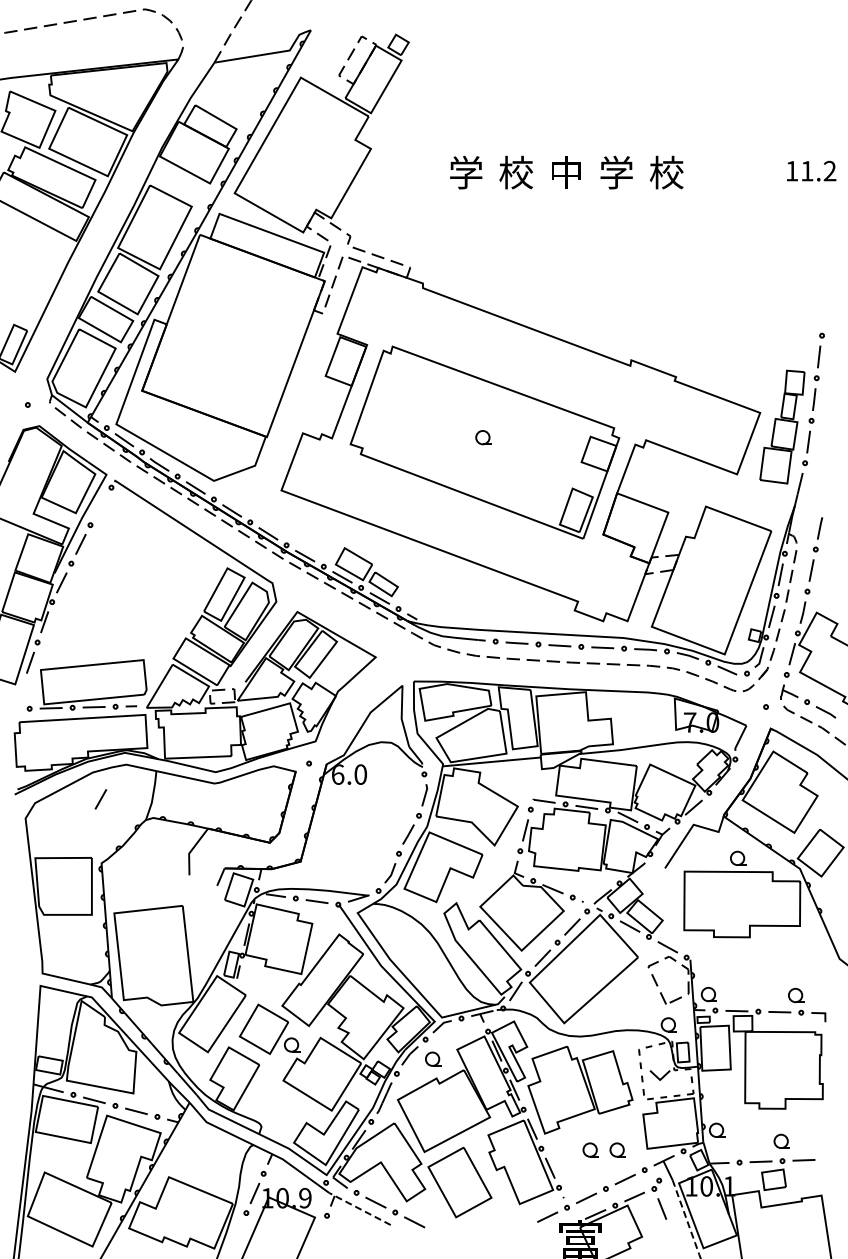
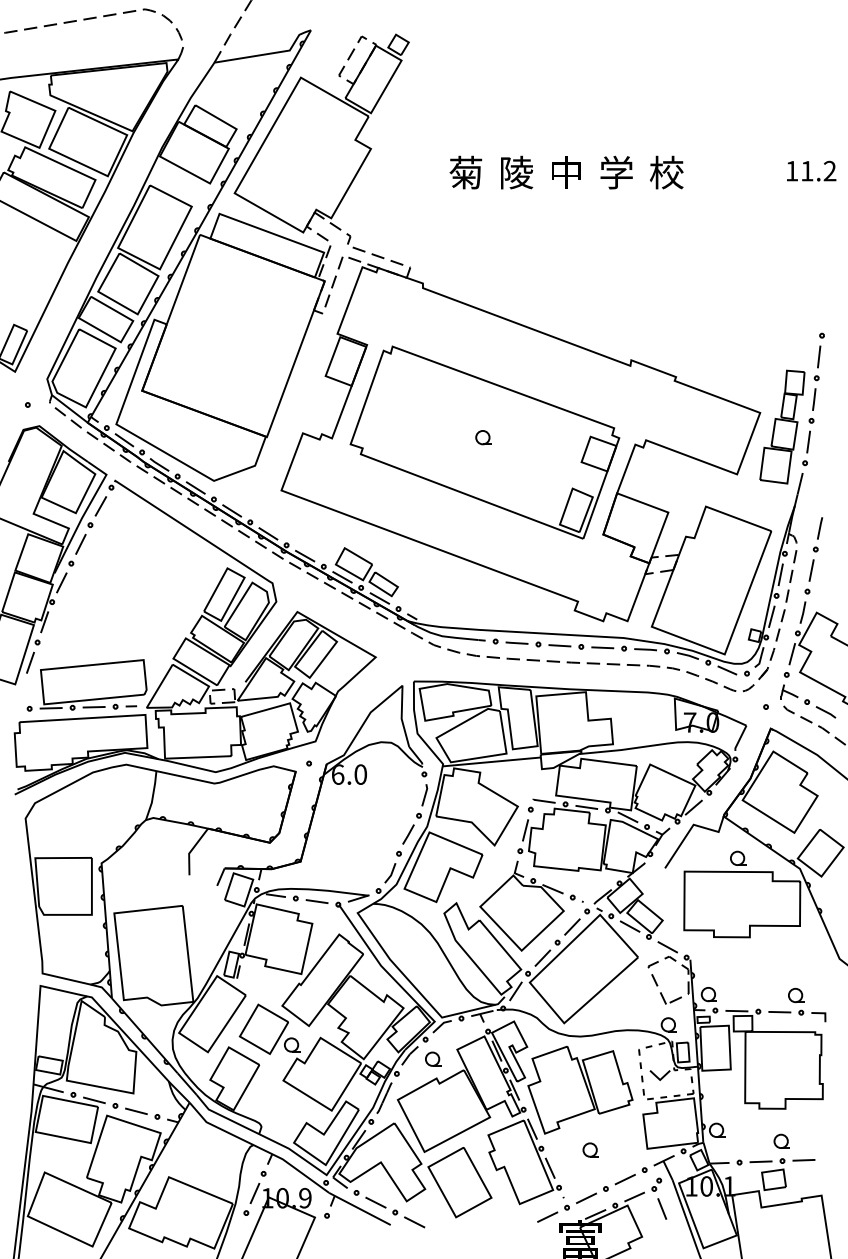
text: 学 -> 菊 (465, 172)
text: 校 -> 陵 (516, 172)
line position: (100, 799) -> (100, 506) (100, 506)
part: present -> none (617, 1149)
line: dashed -> solid (359, 1208)
line: dashed -> solid (686, 1220)
